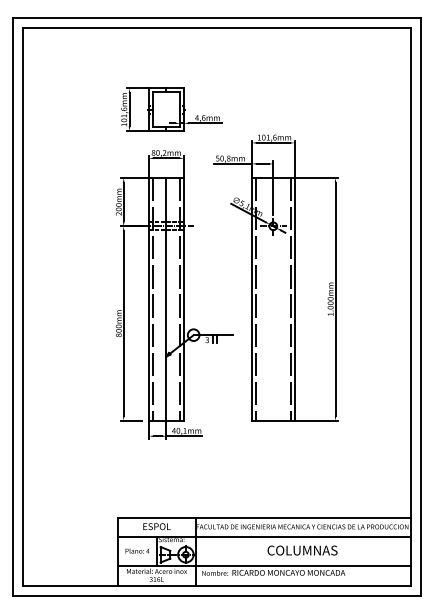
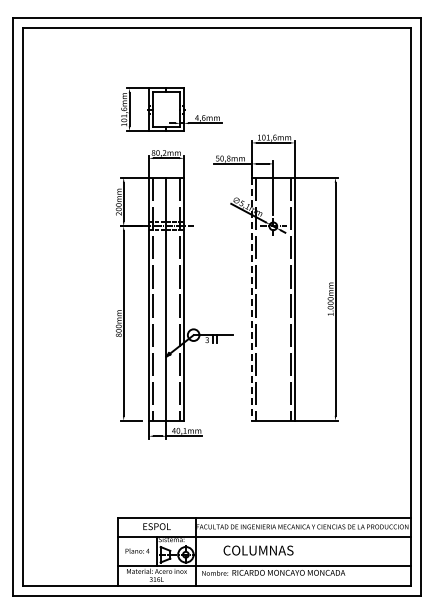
line: solid -> dashed (251, 299)
text position: (302, 550) -> (258, 550) (258, 550)
